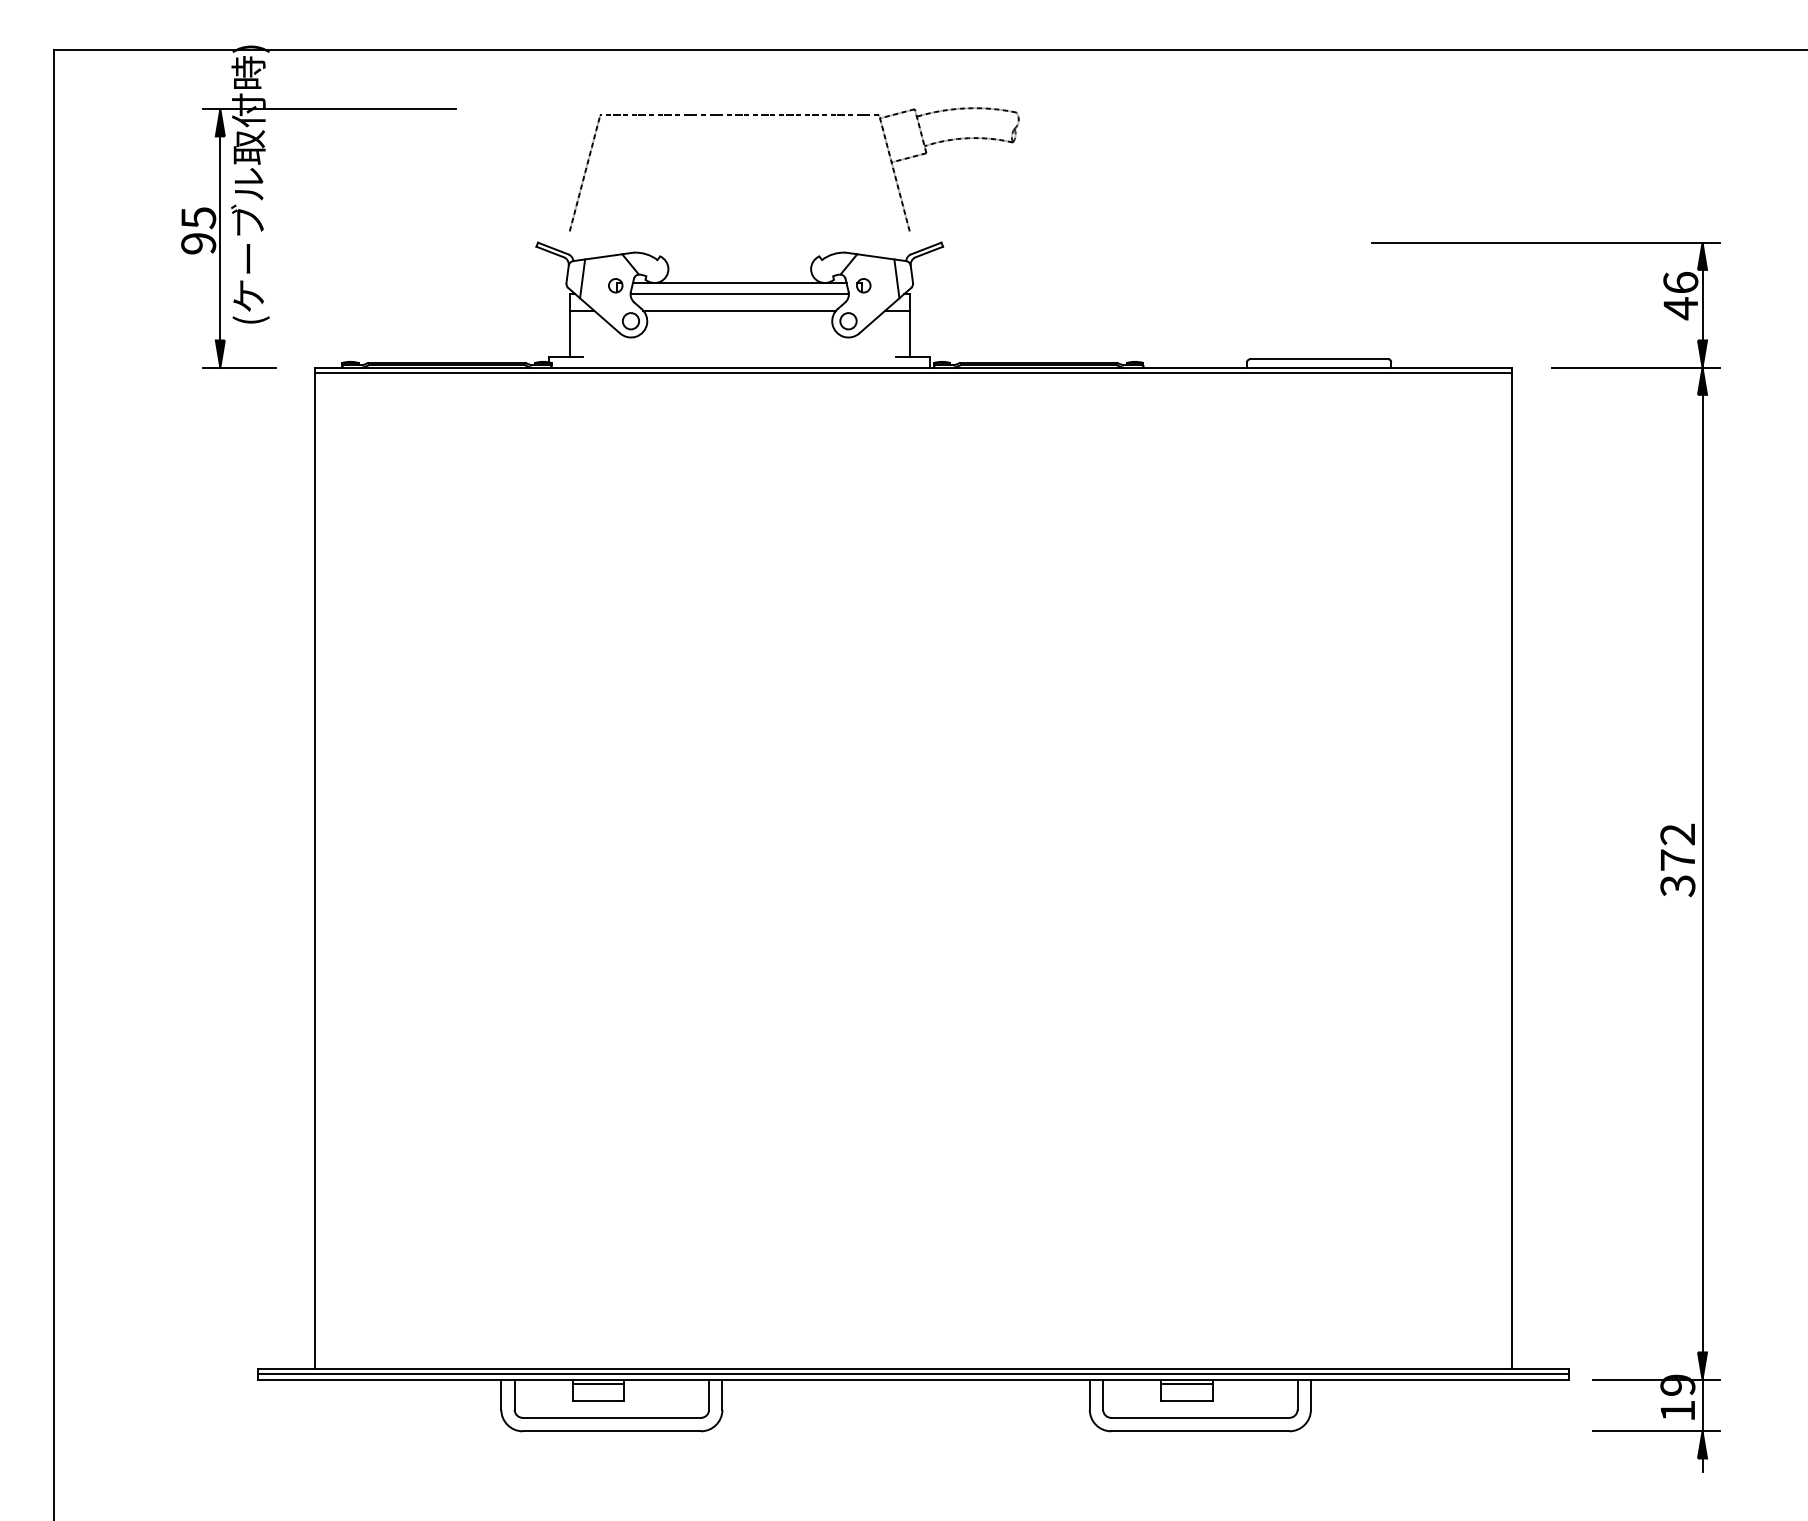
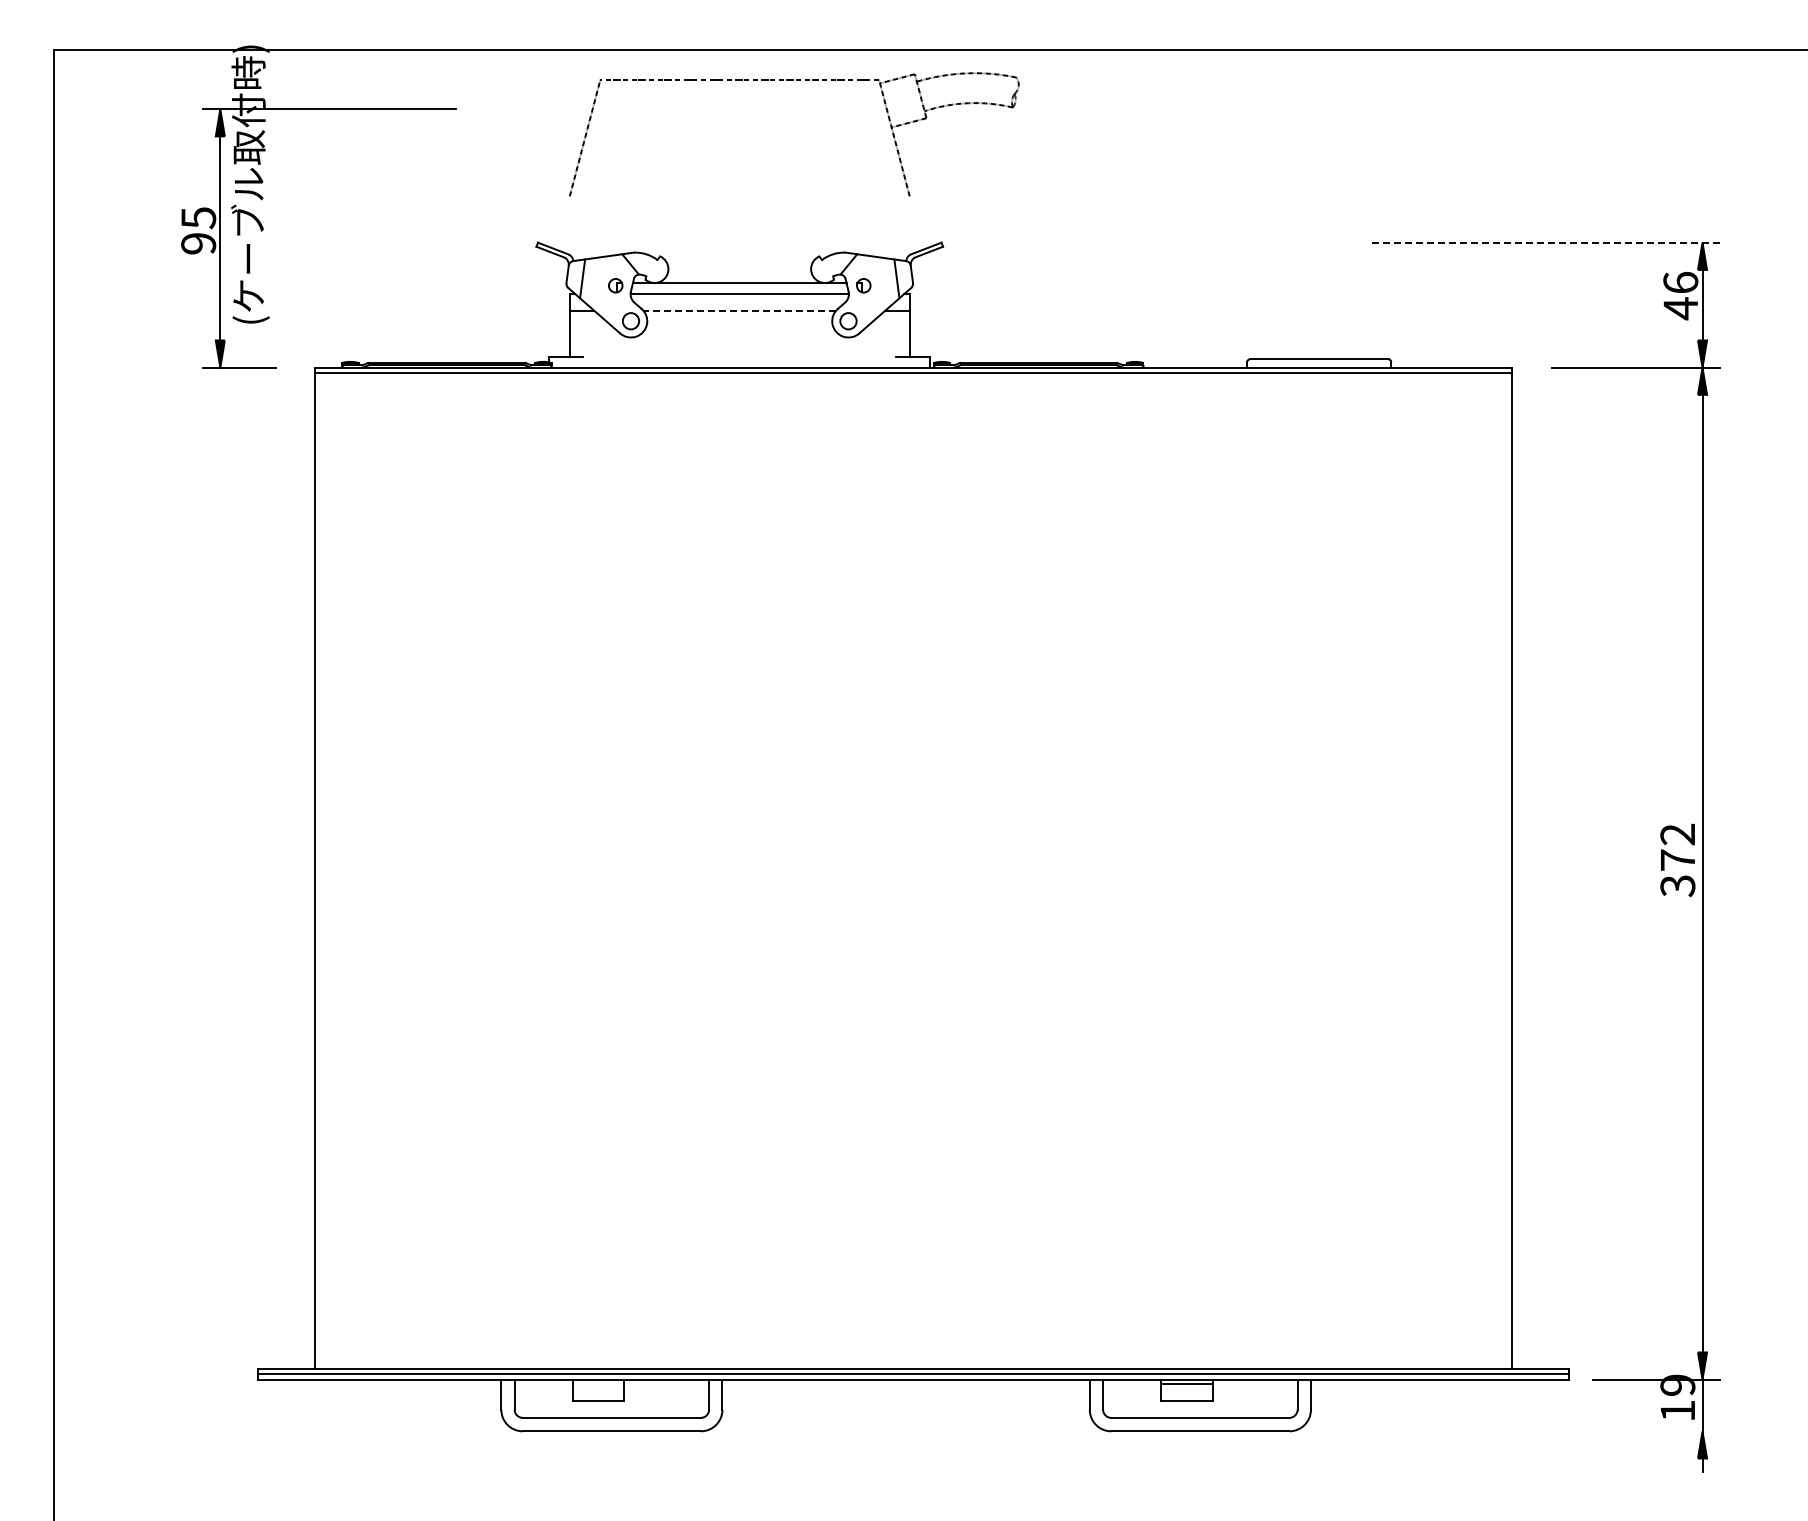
part position: (793, 115) -> (793, 80) (793, 80)
line: solid -> dashed (1545, 242)
line: solid -> dashed (739, 310)
line: present -> none (598, 1383)
line: present -> none (1656, 1431)
